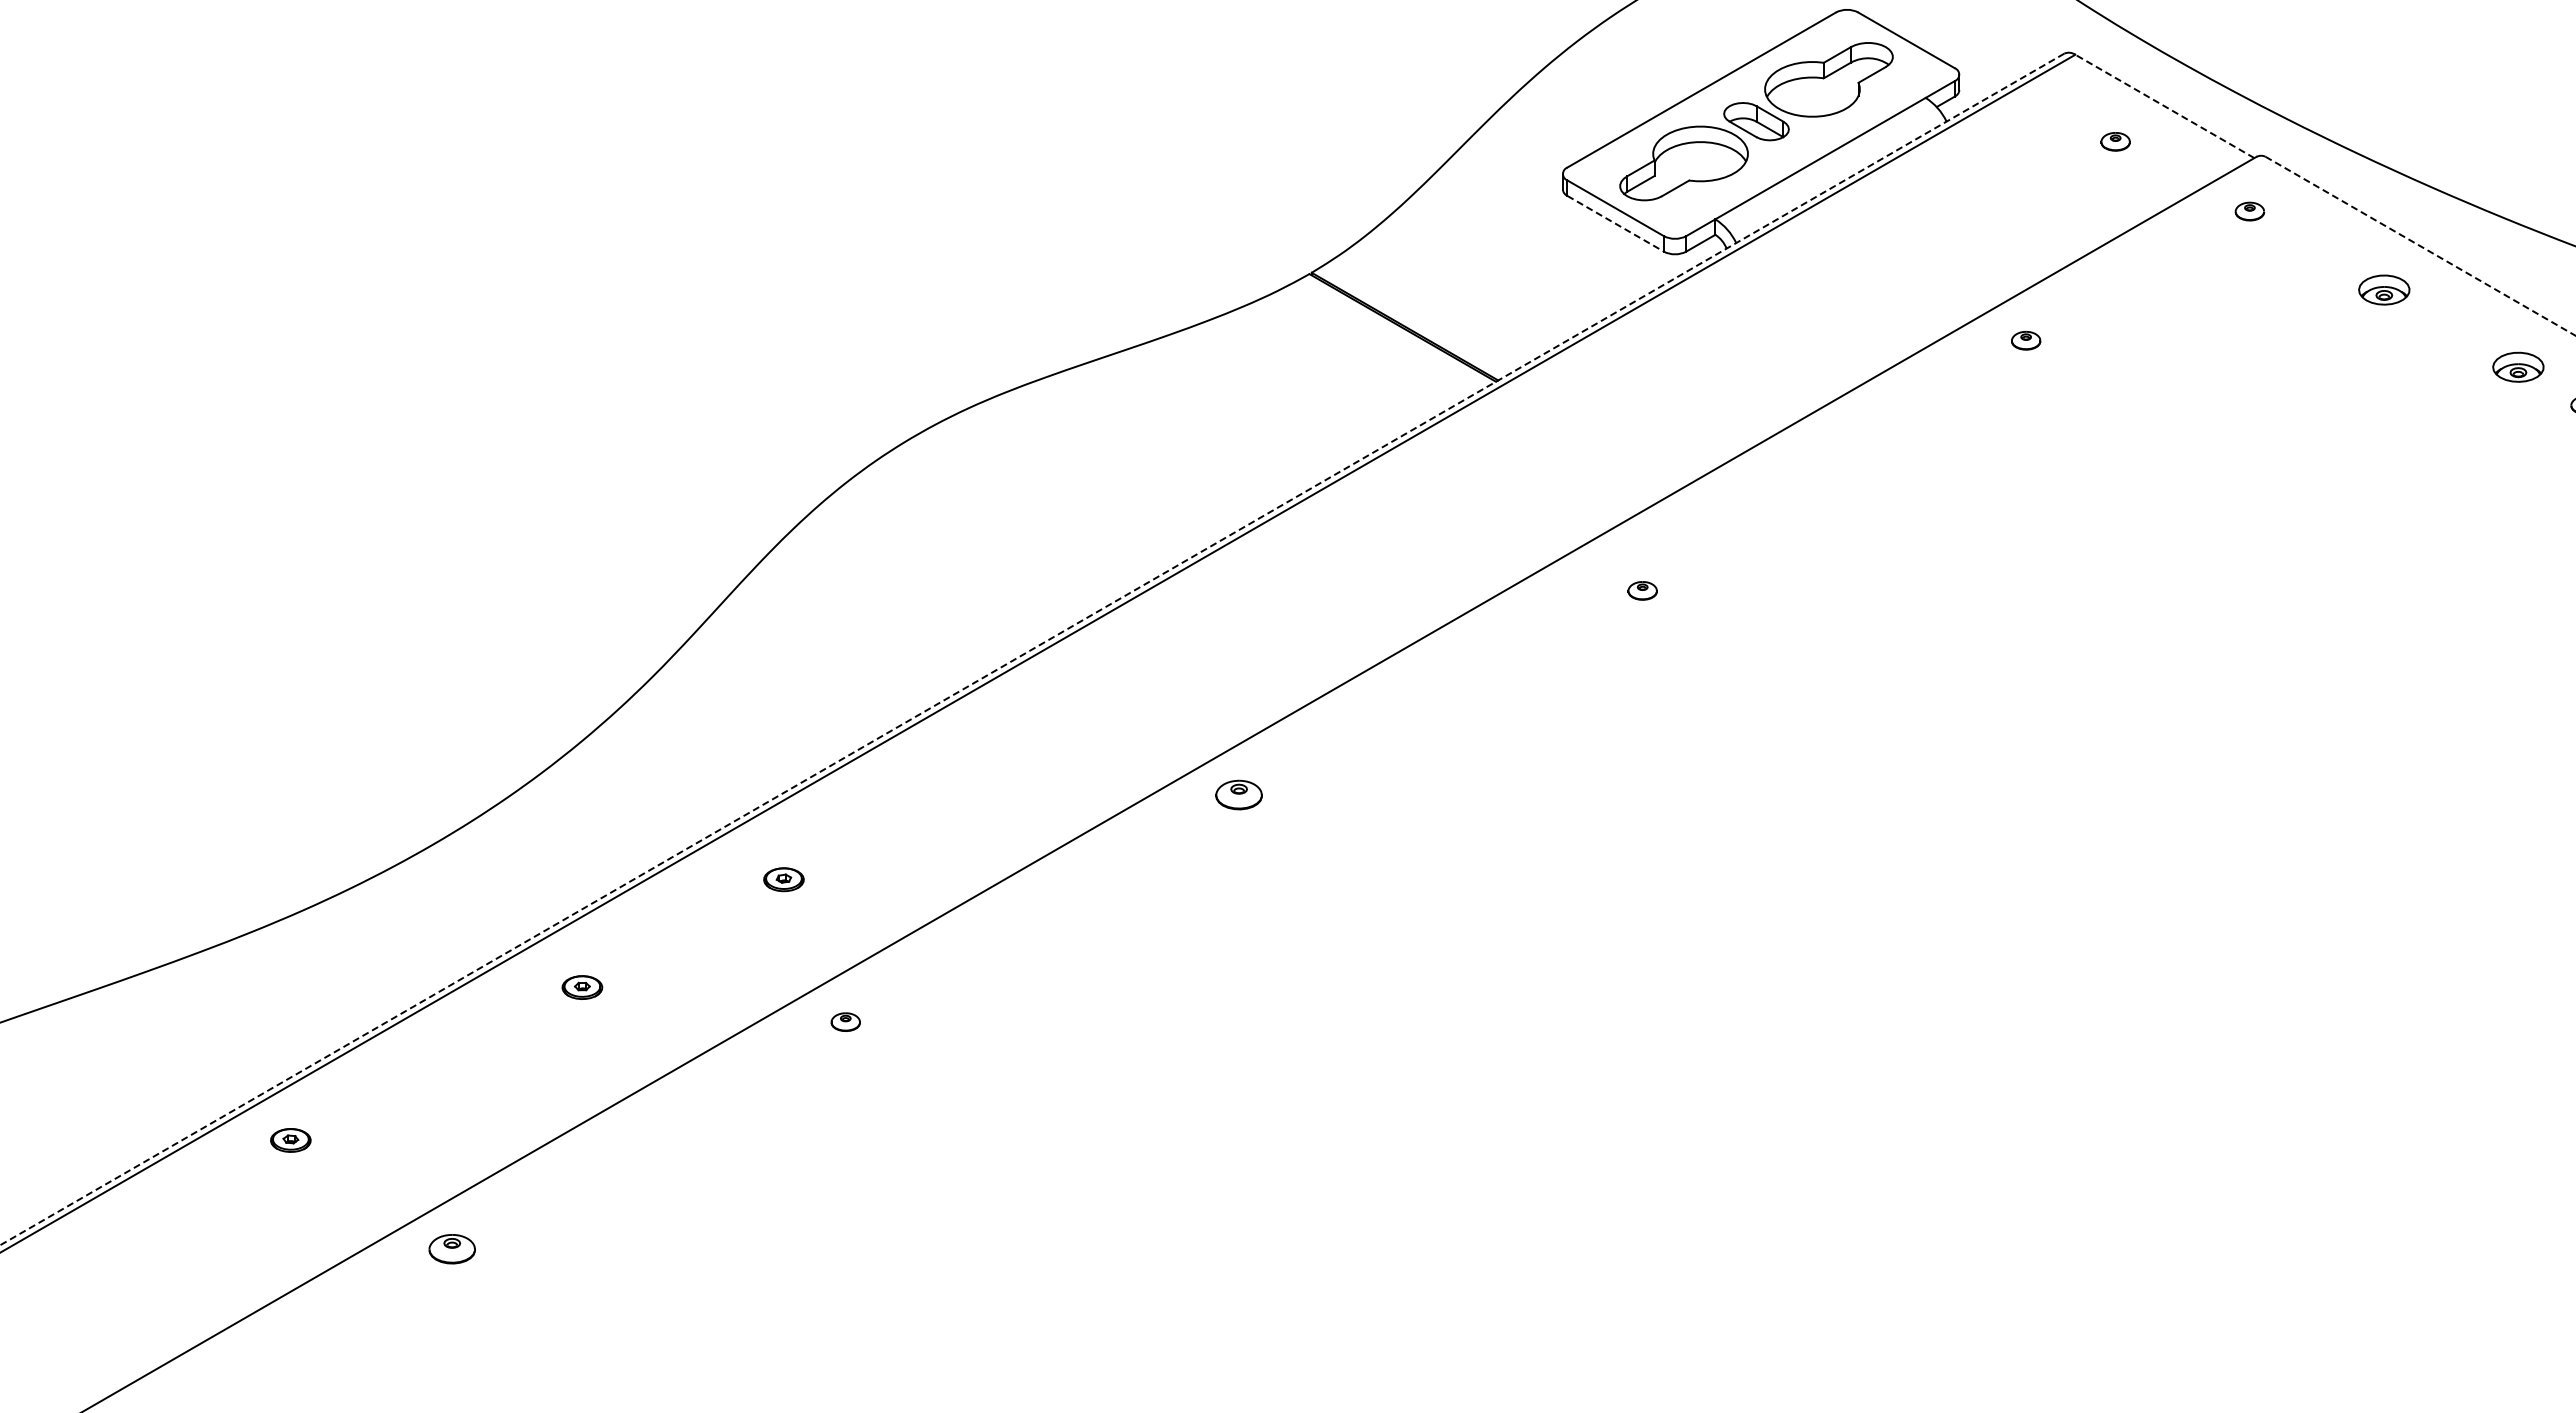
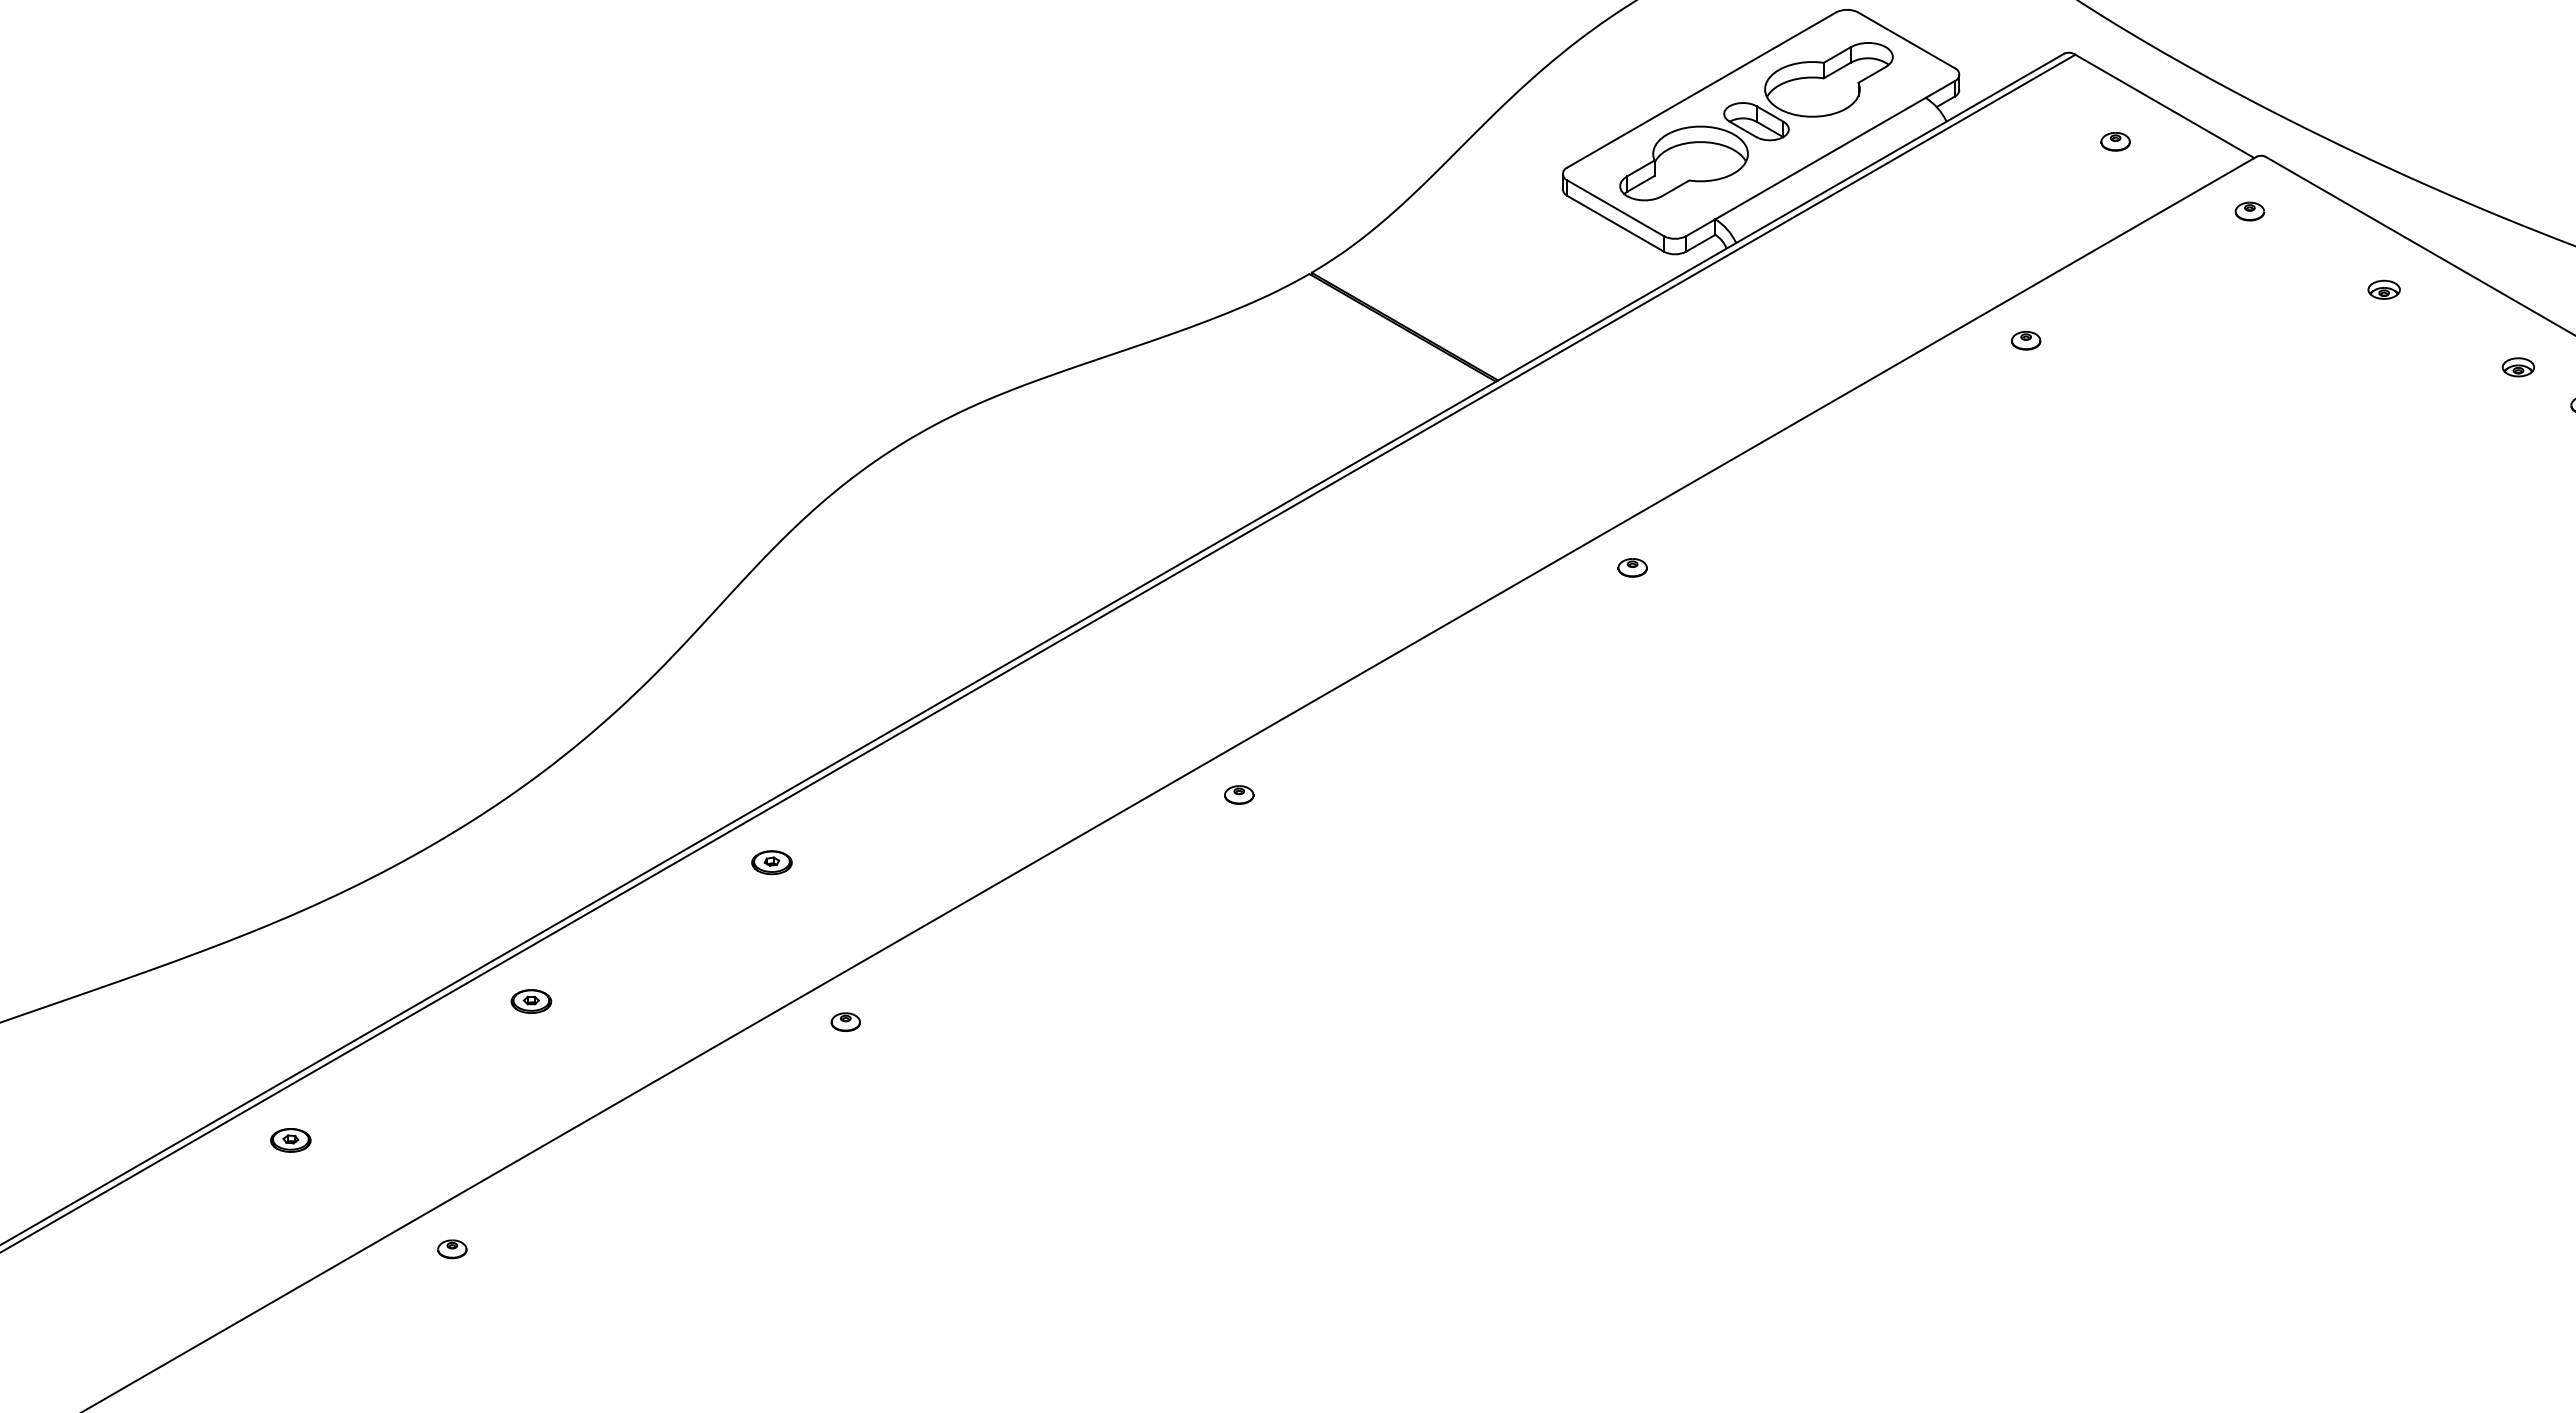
line: dashed -> solid (2164, 106)
line: dashed -> solid (1615, 223)
line: dashed -> solid (2420, 246)
part size: 53x32 px -> 34x21 px (2383, 289)
part size: 53x32 px -> 35x21 px (2518, 367)
part position: (1642, 590) -> (1632, 567) (1632, 567)
line: dashed -> solid (1032, 649)
part size: 48x32 px -> 31x20 px (1239, 794)
part position: (783, 879) -> (771, 862) (771, 862)
part position: (582, 987) -> (531, 1001) (531, 1001)
part size: 48x31 px -> 31x21 px (452, 1249)
